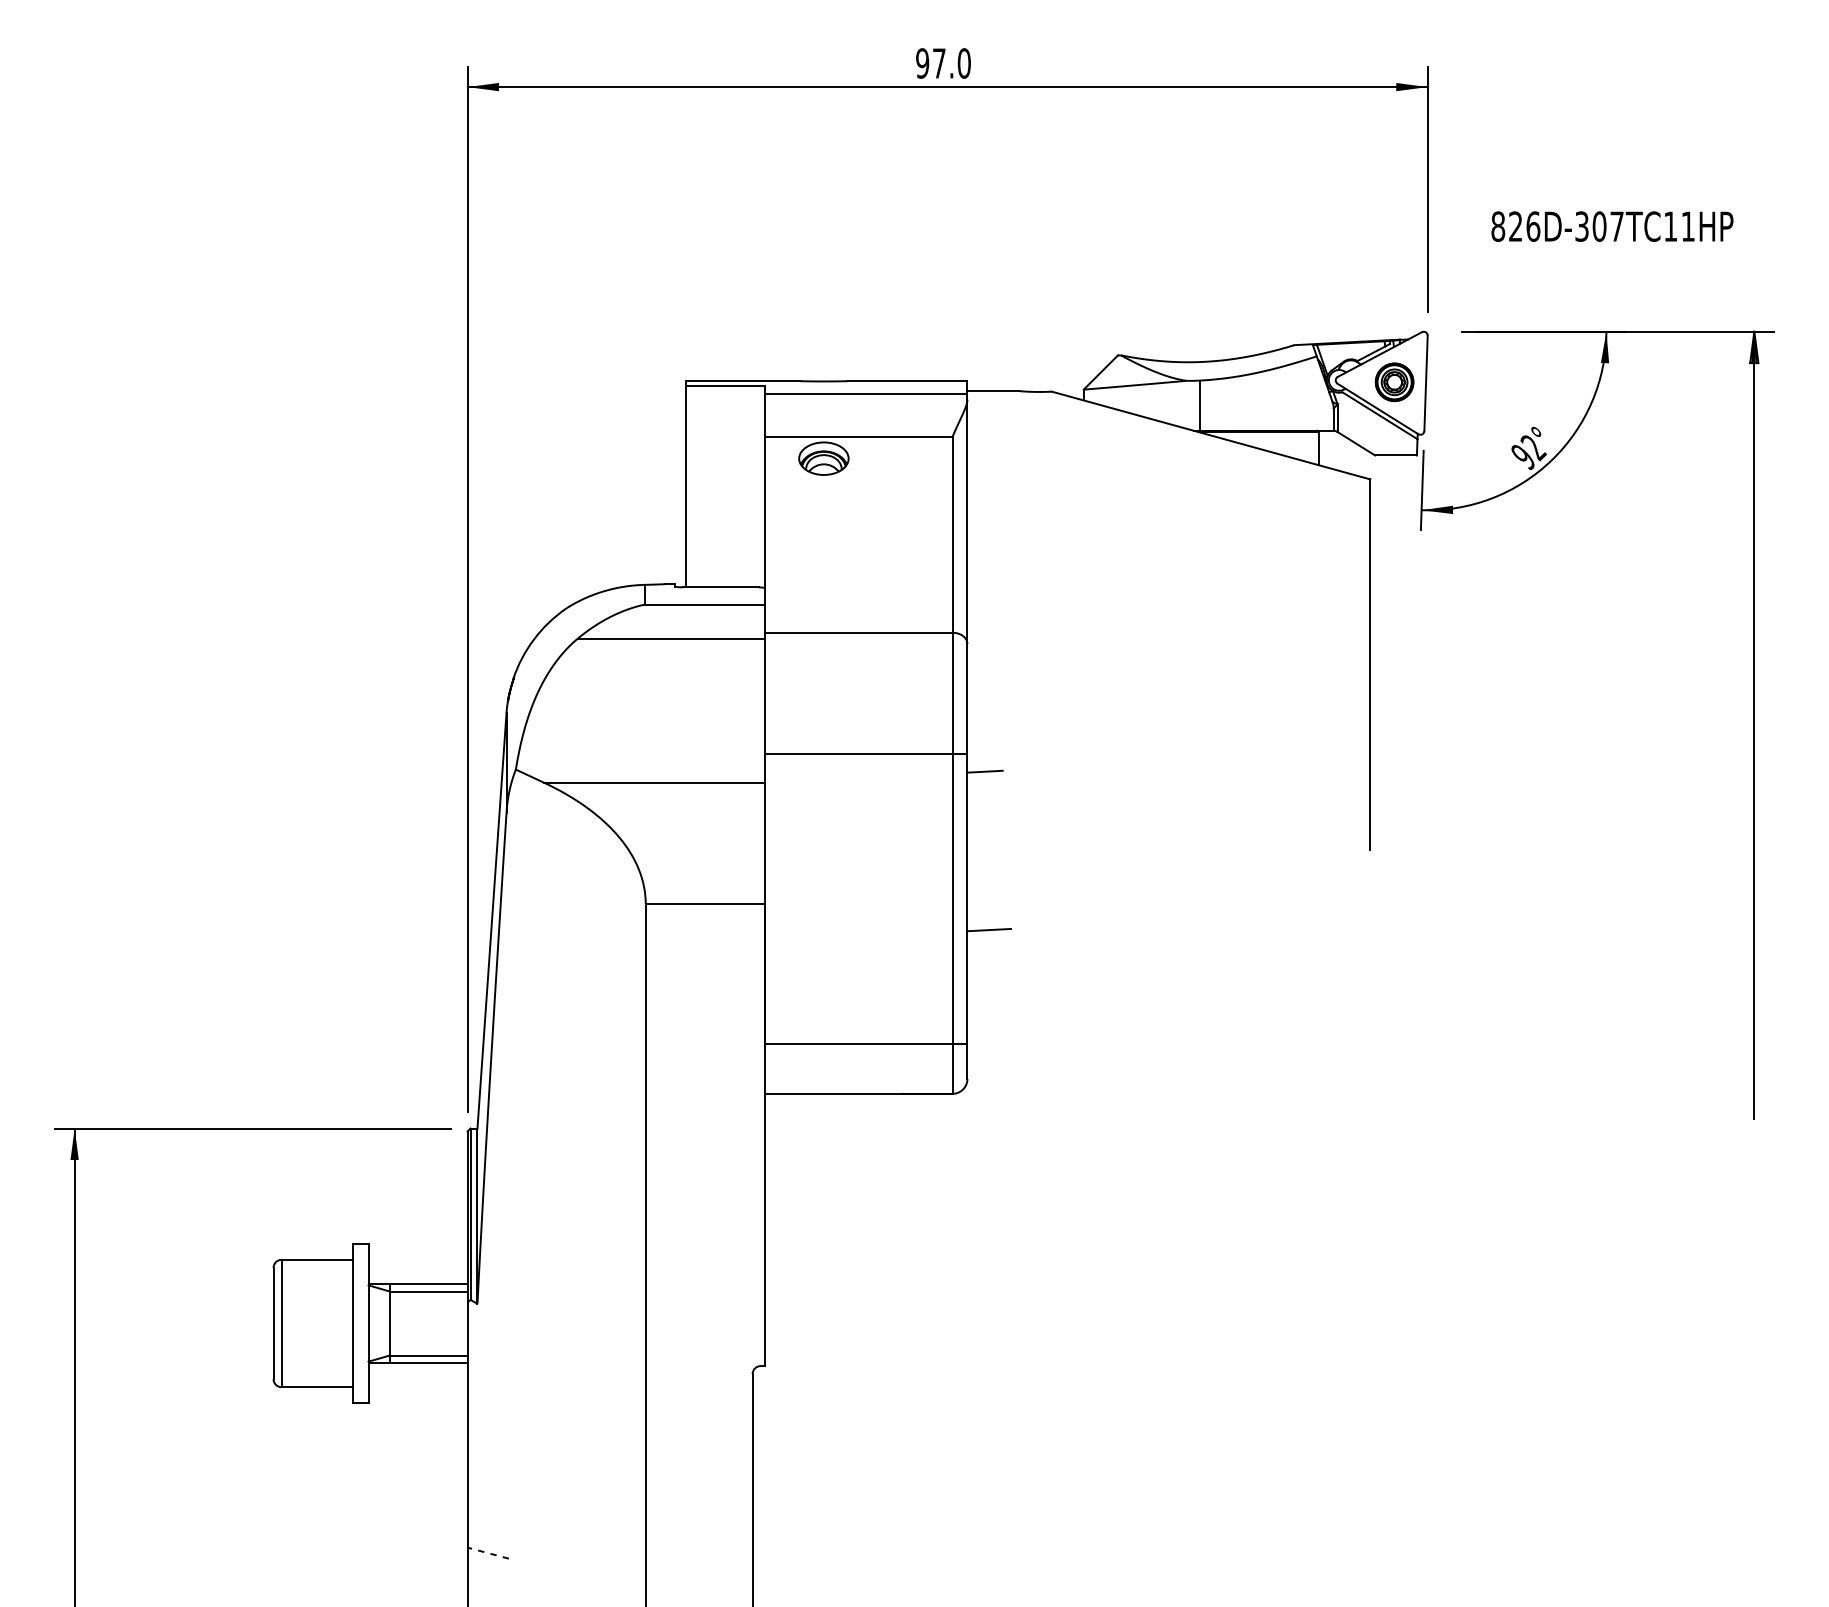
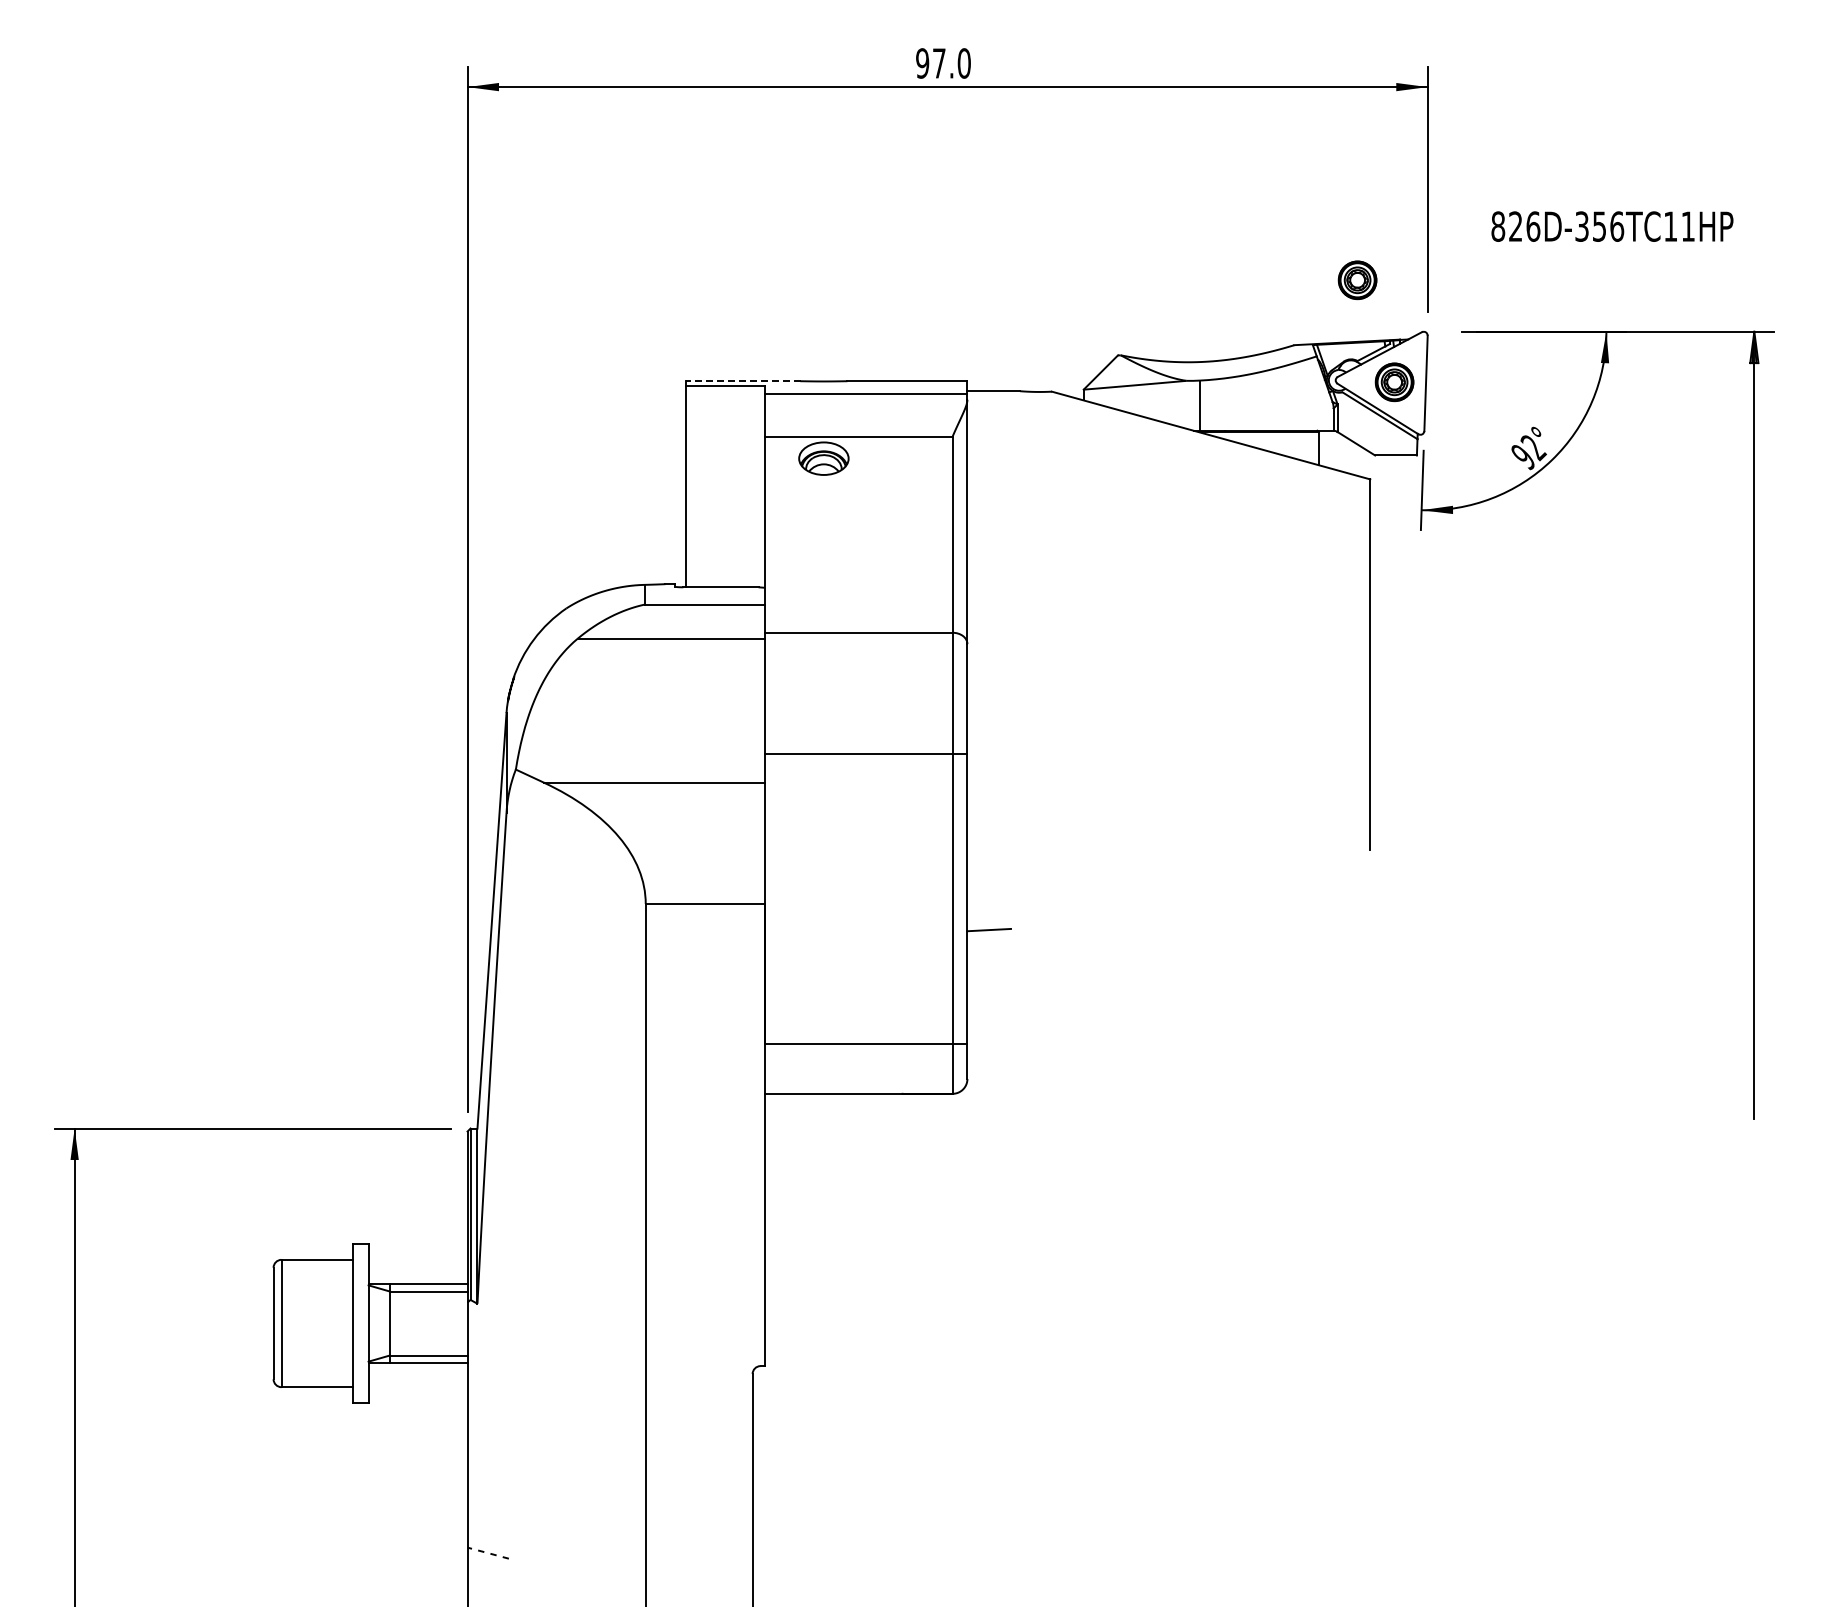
text: 826D-307TC11HP -> 826D-356TC11HP (1608, 226)
part: none -> present (1357, 280)
line: solid -> dashed (742, 381)
line: present -> none (984, 771)
